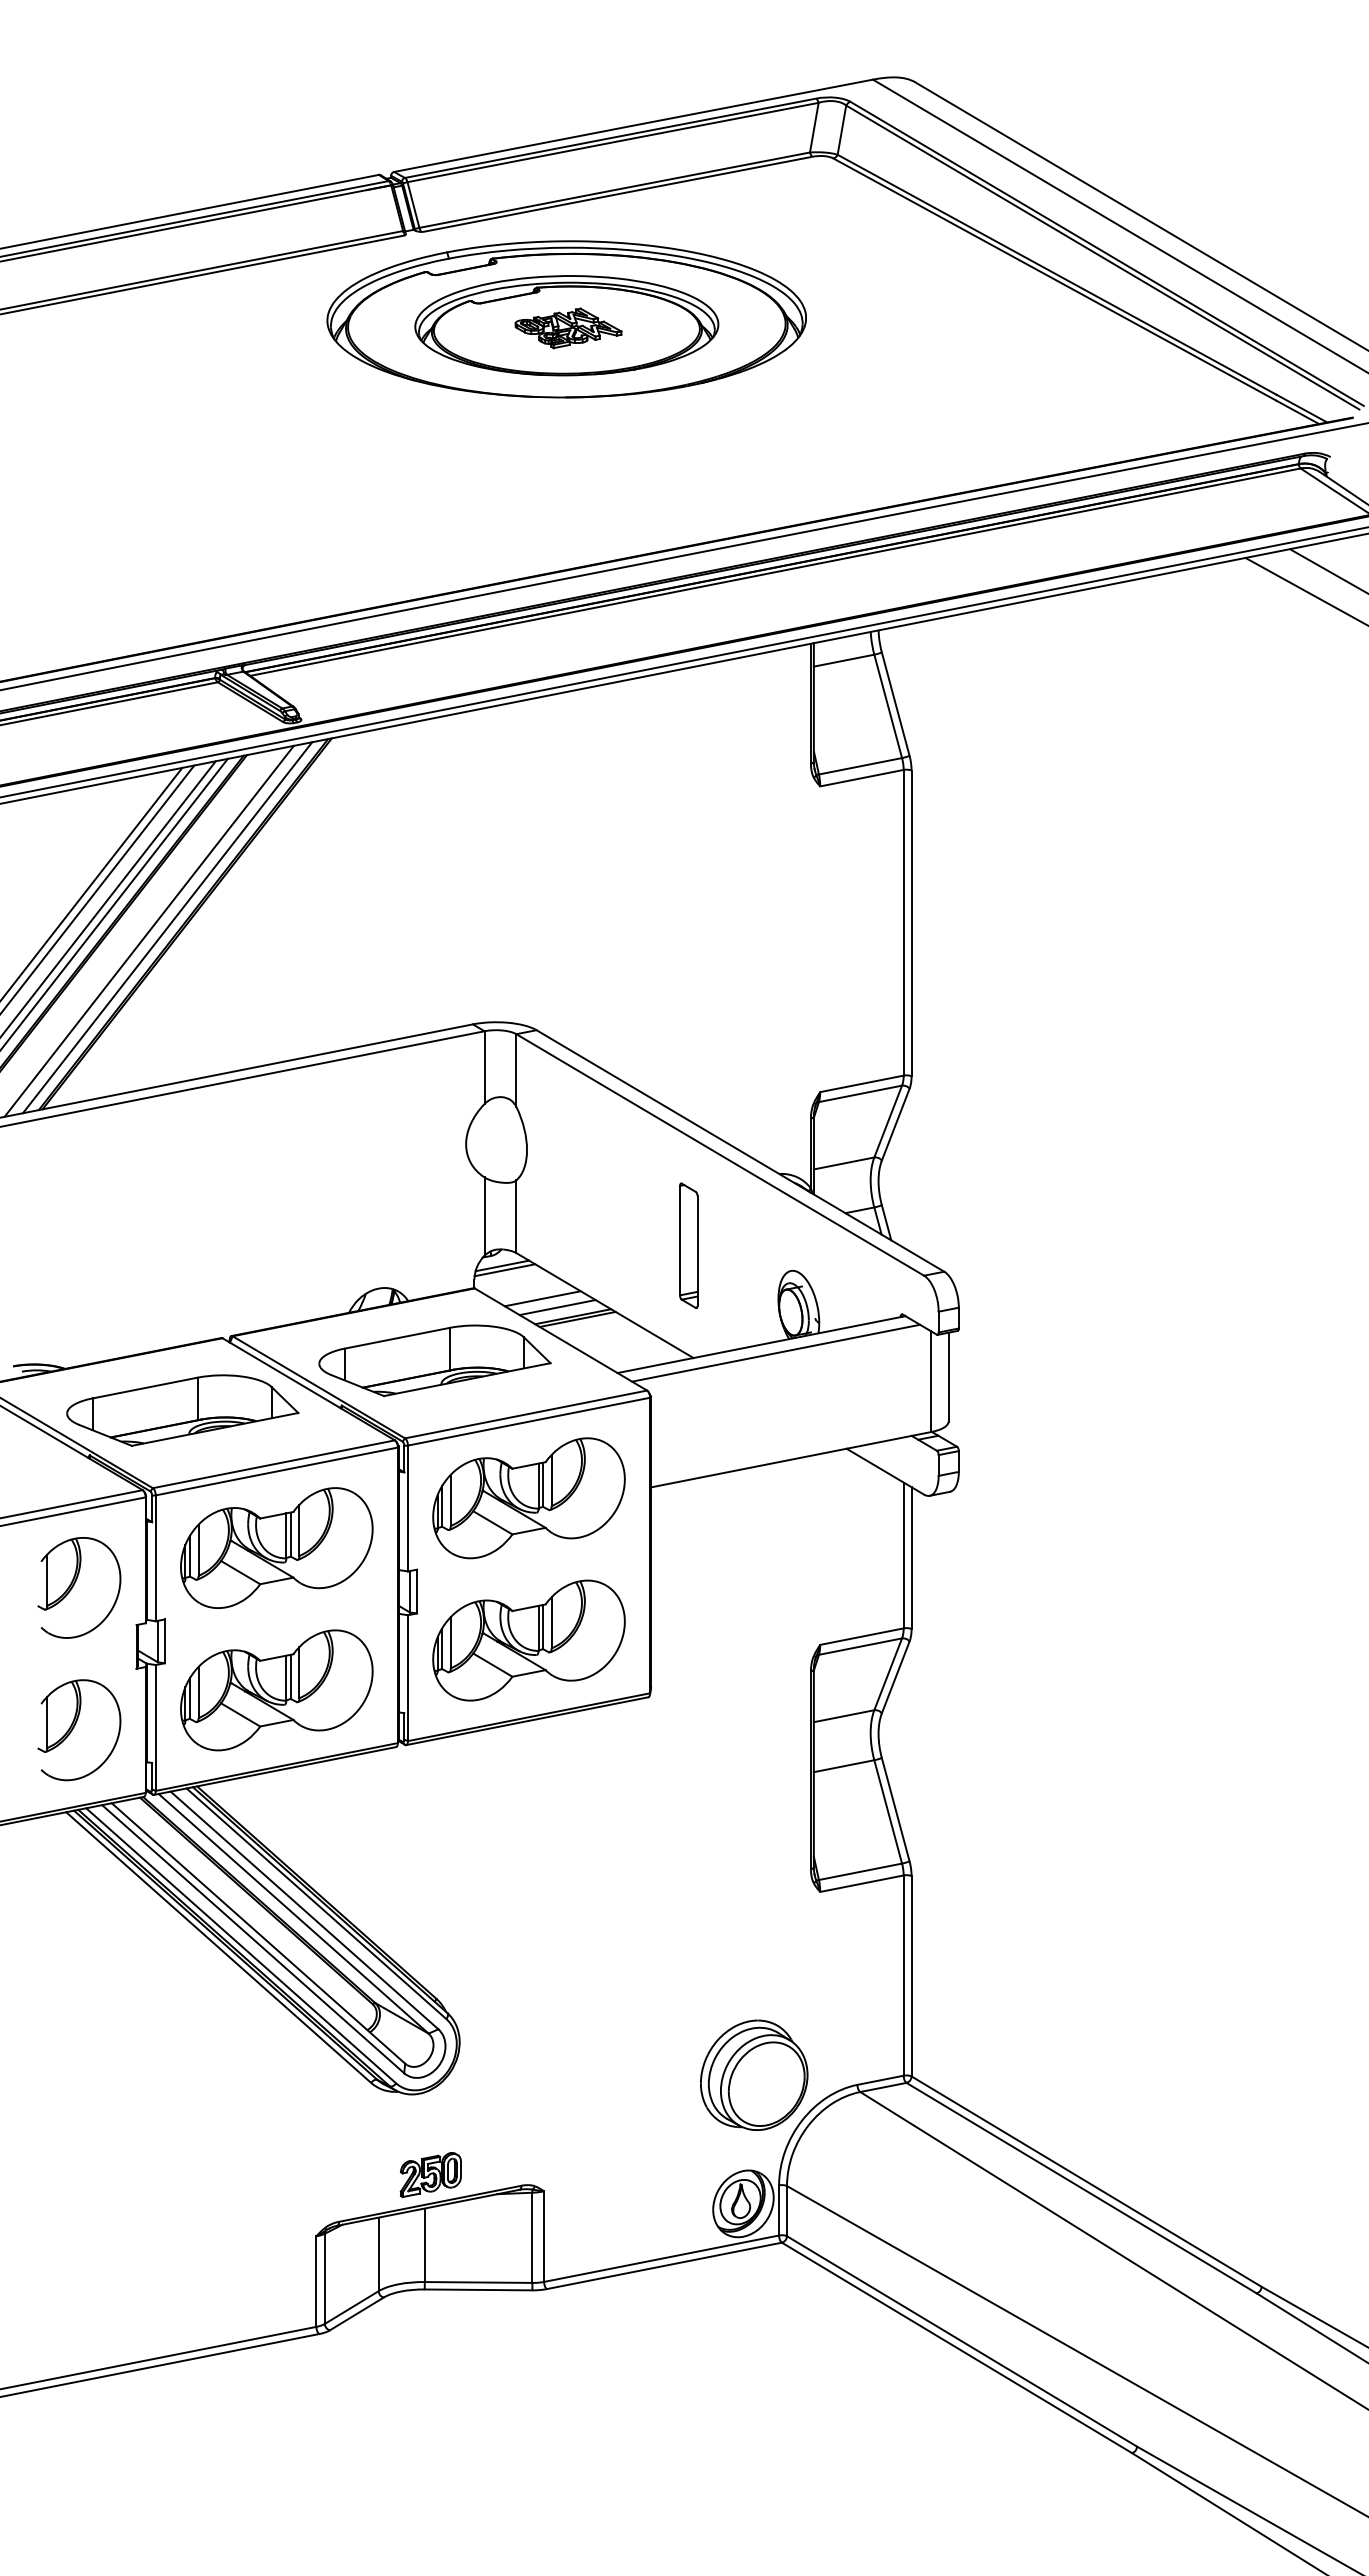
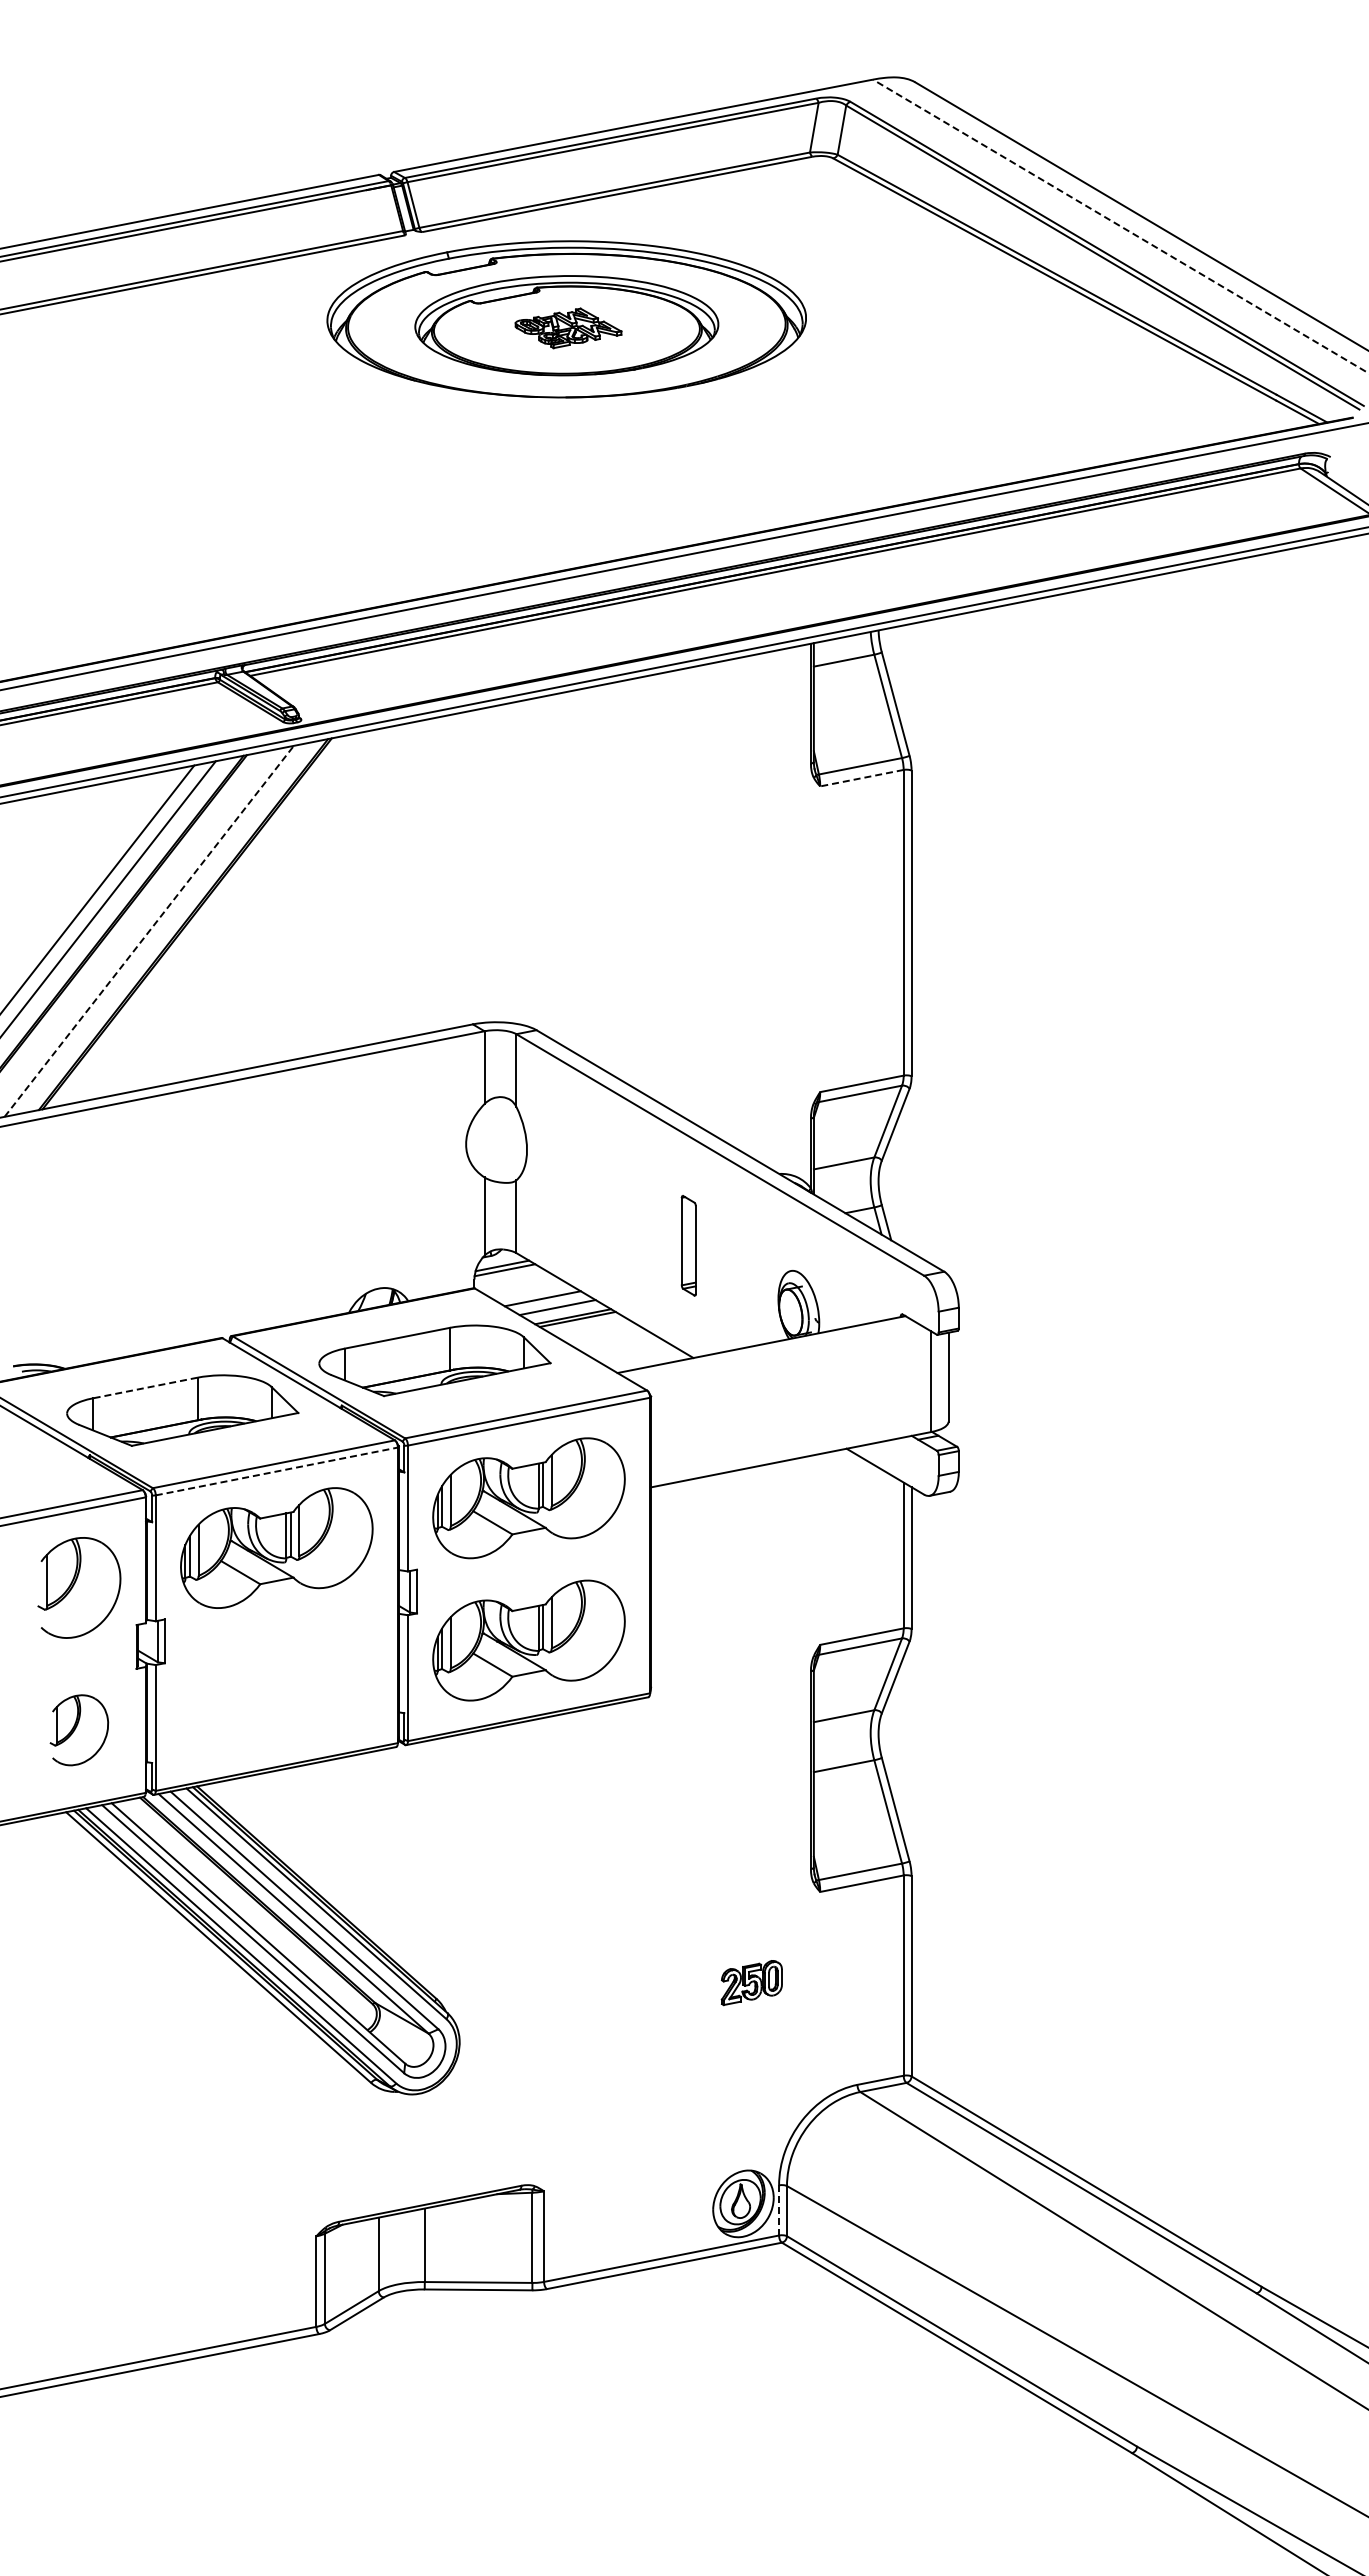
line: solid -> dashed (1120, 226)
line: present -> none (1327, 570)
line: present -> none (1305, 590)
line: solid -> dashed (861, 778)
line: present -> none (92, 883)
line: present -> none (114, 902)
line: present -> none (167, 927)
line: solid -> dashed (149, 930)
part size: 20x127 px -> 17x102 px (688, 1245)
line: present -> none (776, 1352)
line: solid -> dashed (144, 1388)
line: solid -> dashed (277, 1471)
part: present -> none (276, 1690)
part size: 85x103 px -> 61x73 px (79, 1730)
part: present -> none (754, 2074)
part position: (430, 2175) -> (751, 1983) (751, 1983)
line: solid -> dashed (779, 2210)
